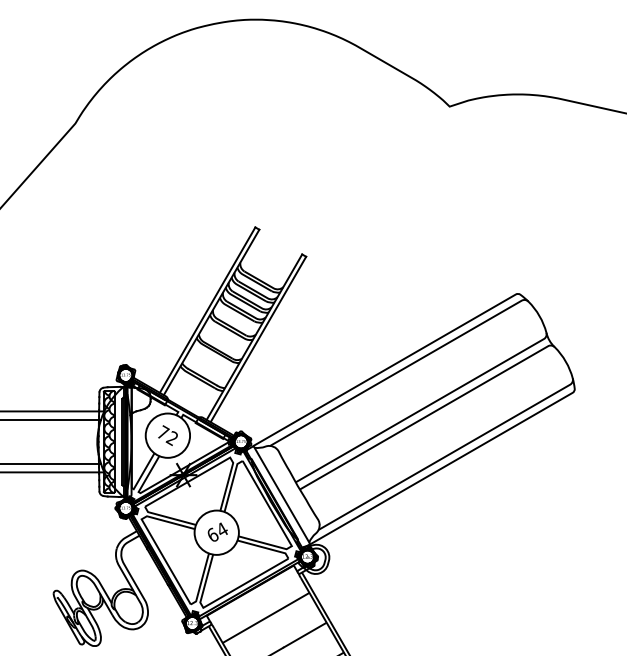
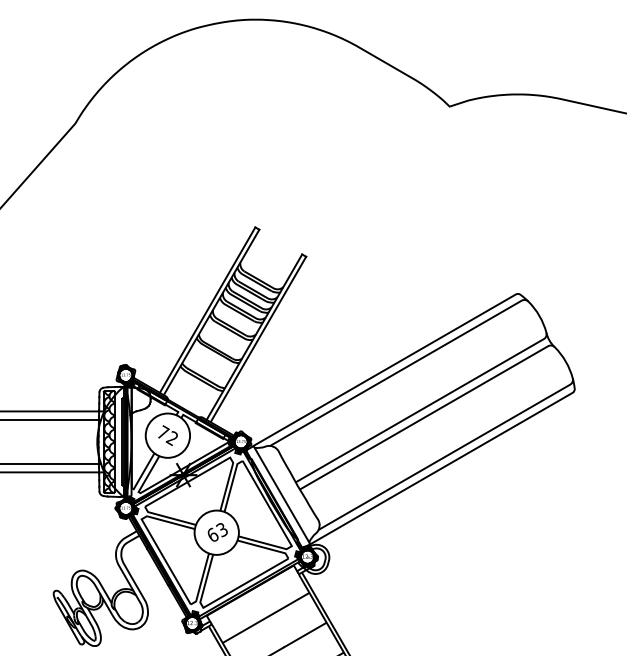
text: 64 -> 63 (221, 529)
